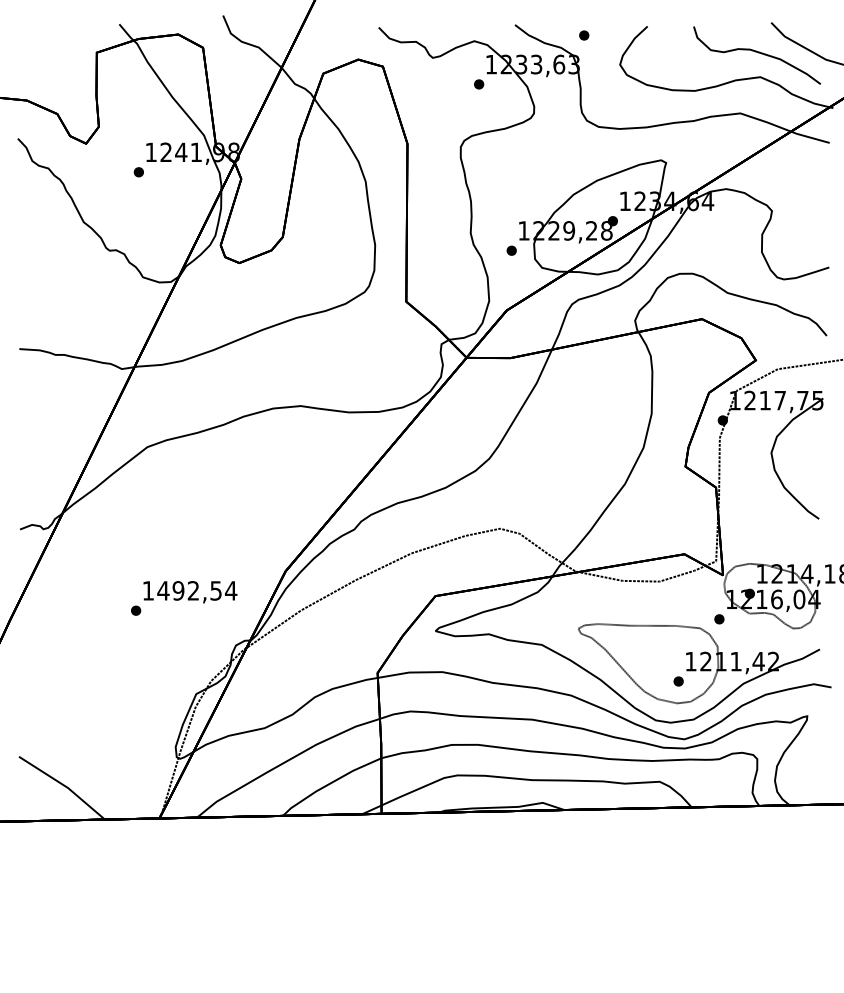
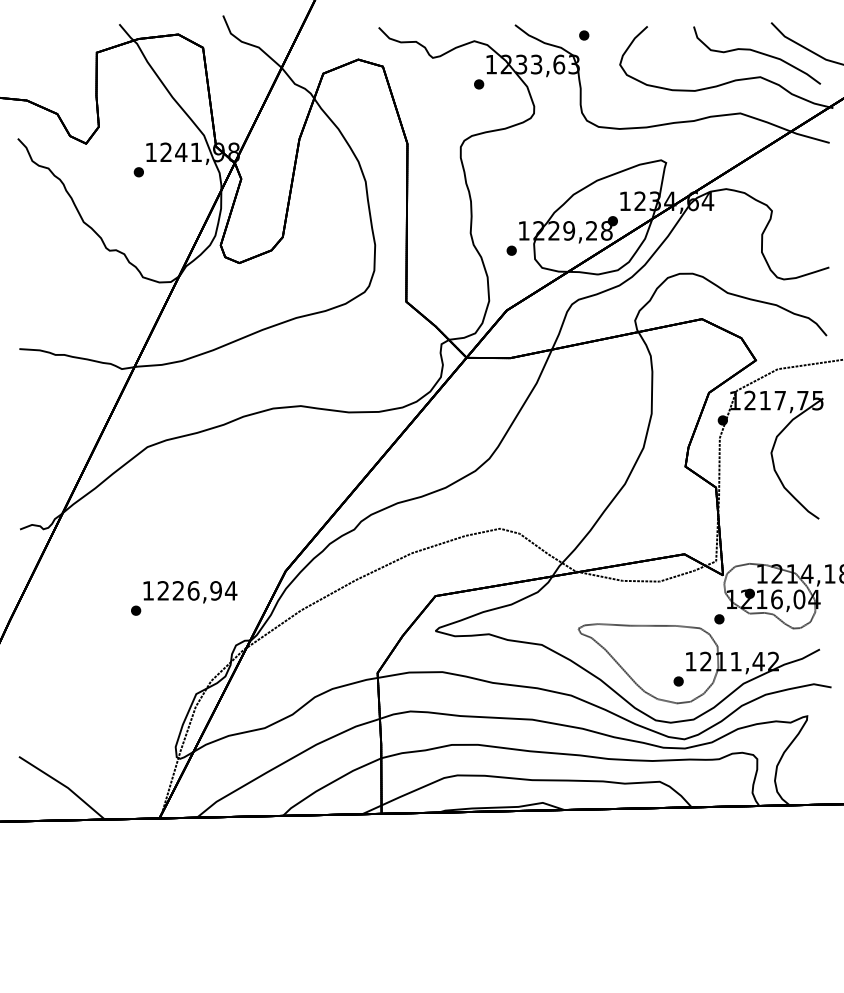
text: 1492,54 -> 1226,94 (189, 590)
